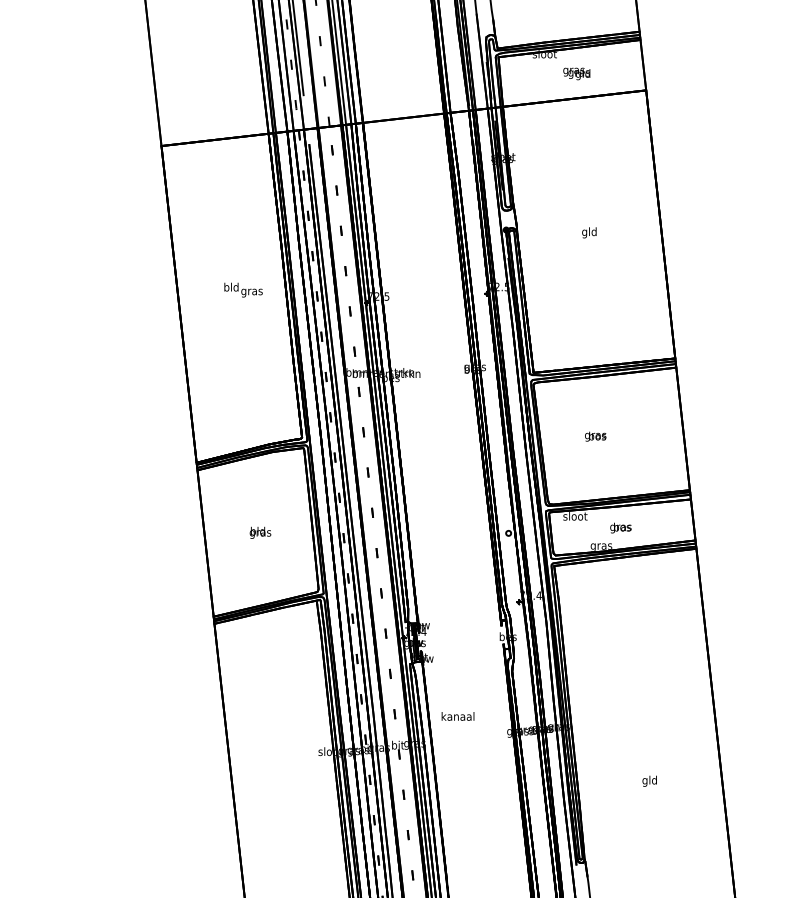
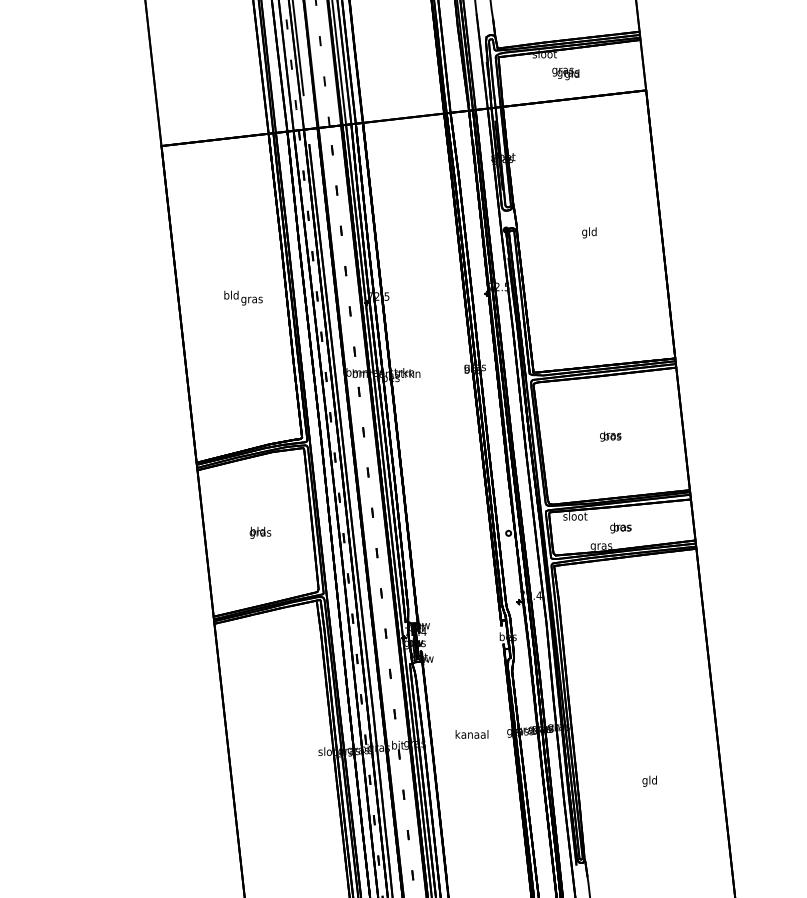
text position: (576, 73) -> (565, 73) (565, 73)
text position: (243, 289) -> (243, 297) (243, 297)
text position: (595, 436) -> (610, 436) (610, 436)
text position: (457, 716) -> (471, 734) (471, 734)
